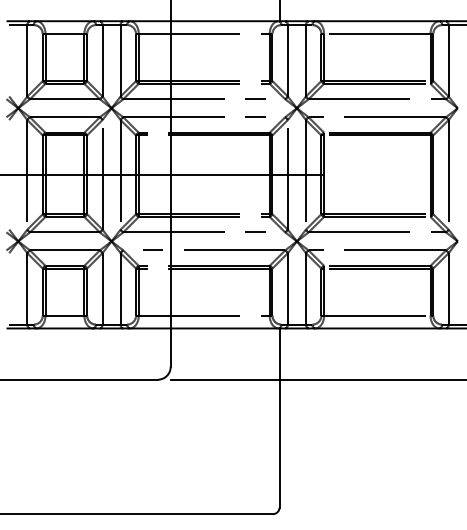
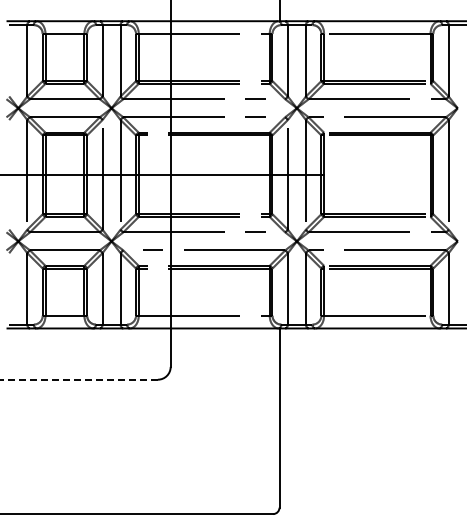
line: solid -> dashed (79, 379)
line: present -> none (316, 379)
